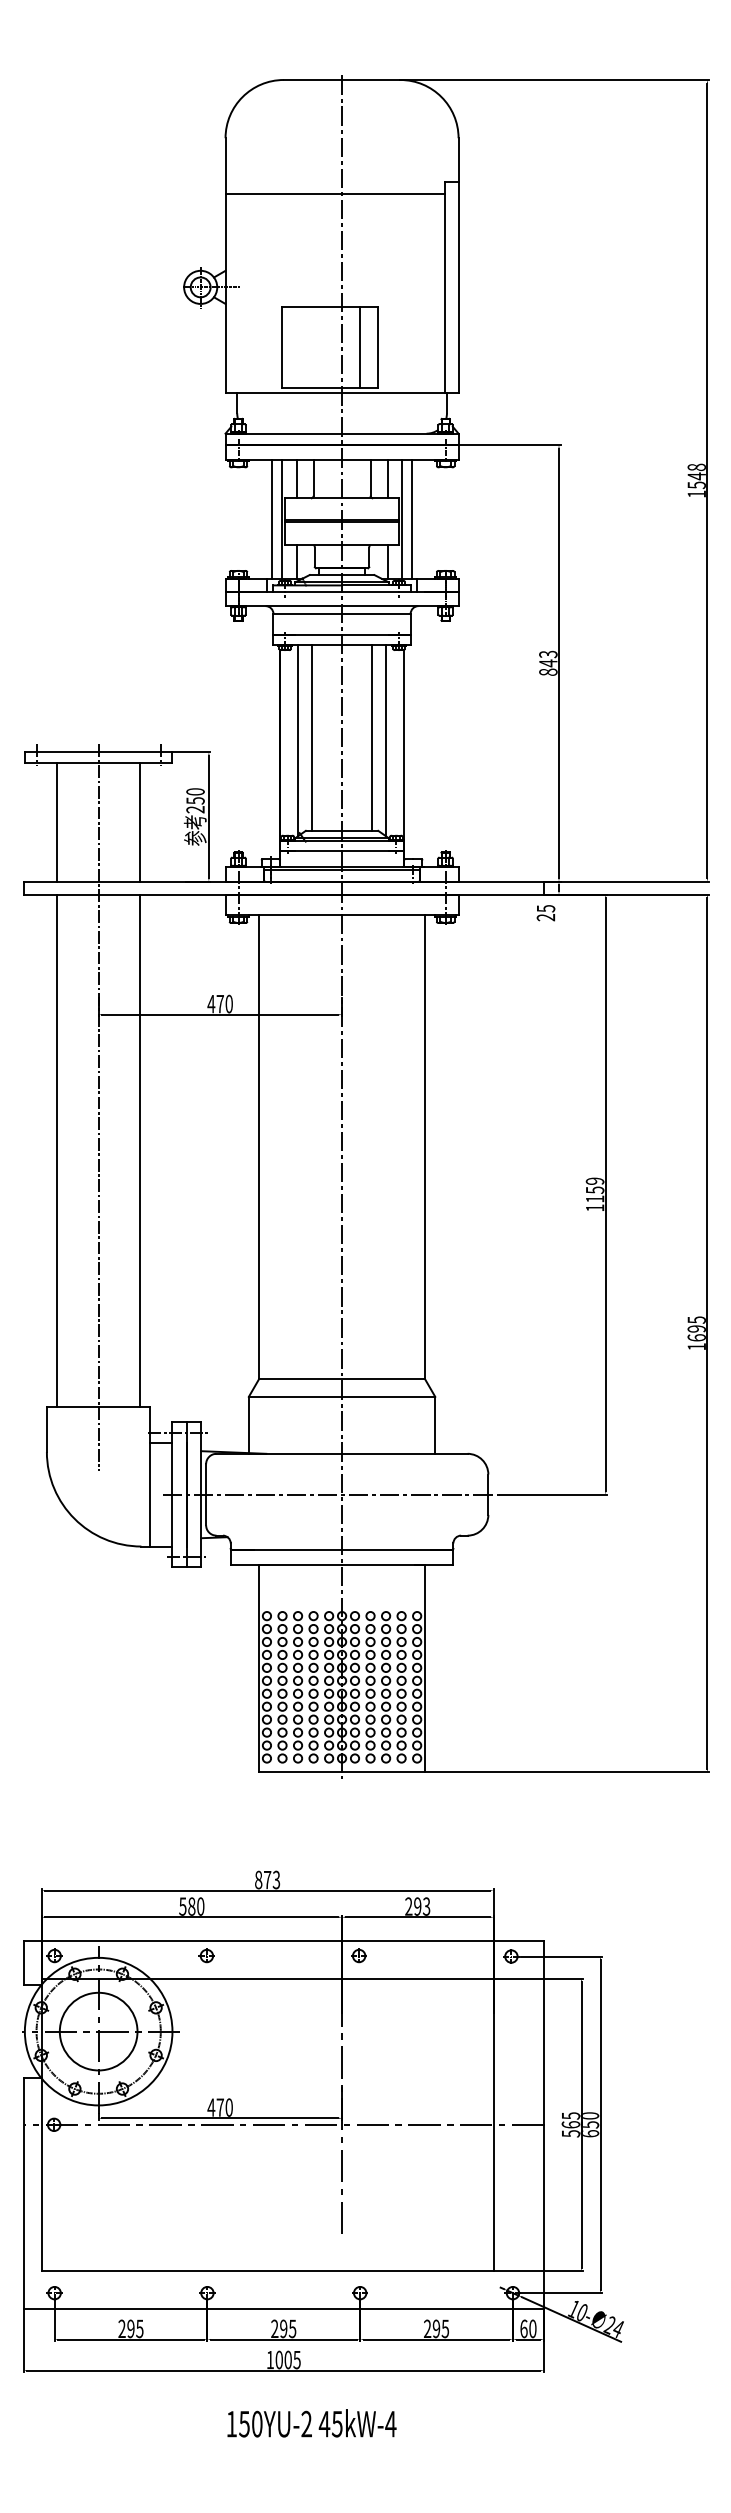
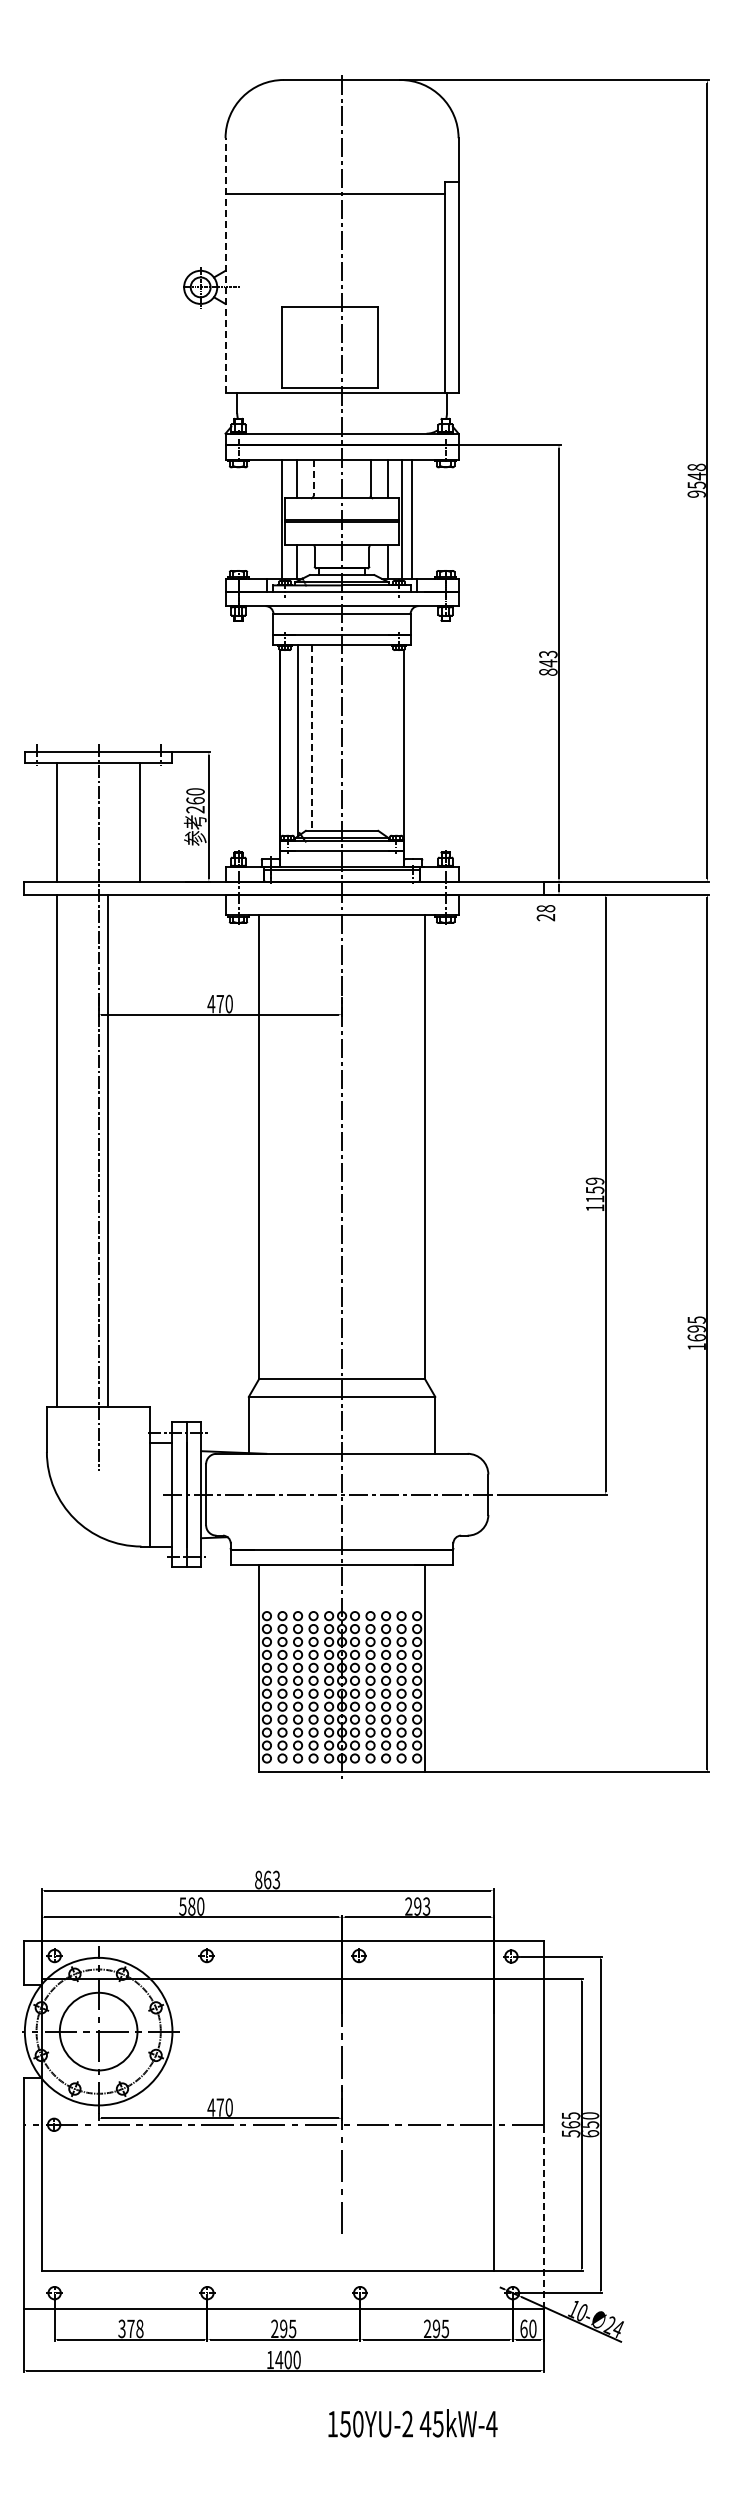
line: solid -> dashed (225, 265)
line: present -> none (360, 347)
line: solid -> dashed (313, 478)
text: 1548 -> 9548 (696, 493)
line: present -> none (271, 518)
line: present -> none (371, 737)
line: solid -> dashed (312, 738)
line: present -> none (386, 740)
text: 250 -> 260 (195, 800)
text: 25 -> 28 (545, 908)
line position: (140, 1150) -> (108, 1150) (108, 1150)
text: 873 -> 863 (267, 1879)
line: solid -> dashed (544, 2216)
text: 295 -> 378 (130, 2328)
text: 1005 -> 1400 (287, 2359)
text position: (311, 2423) -> (412, 2423) (412, 2423)
